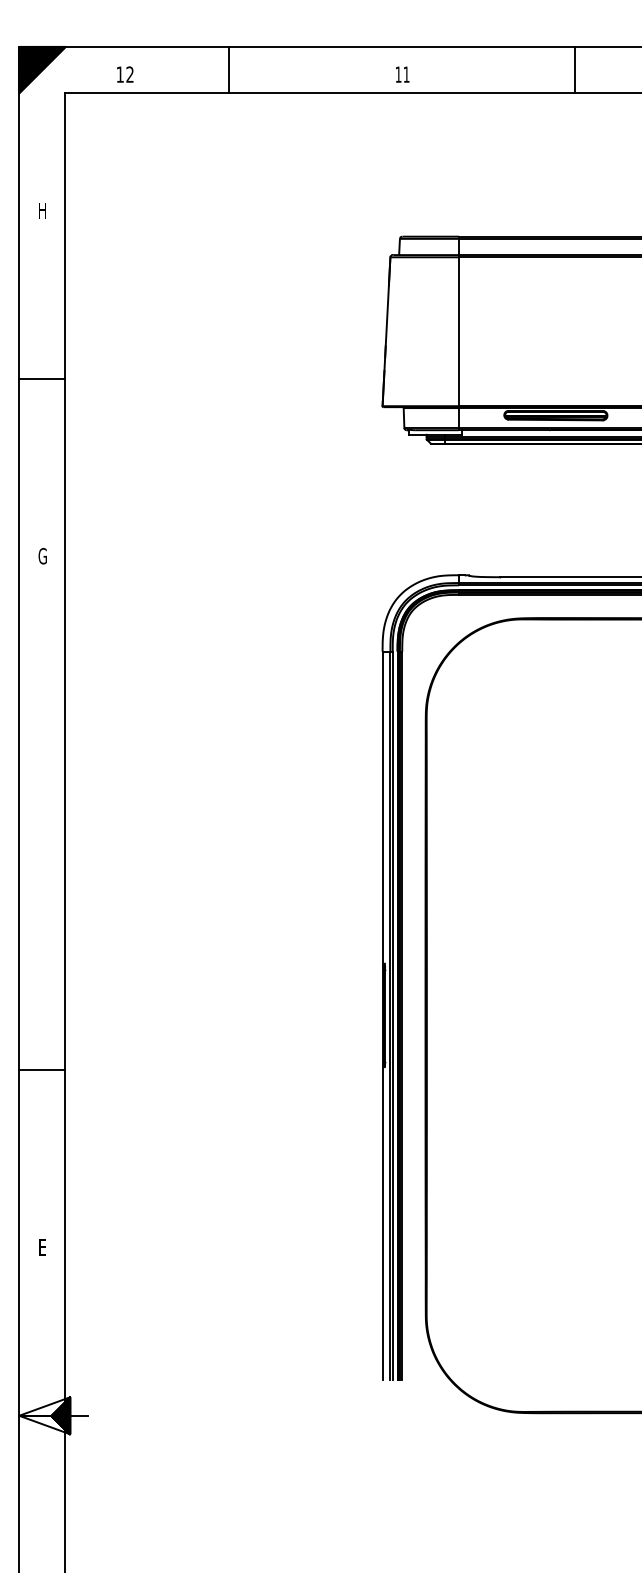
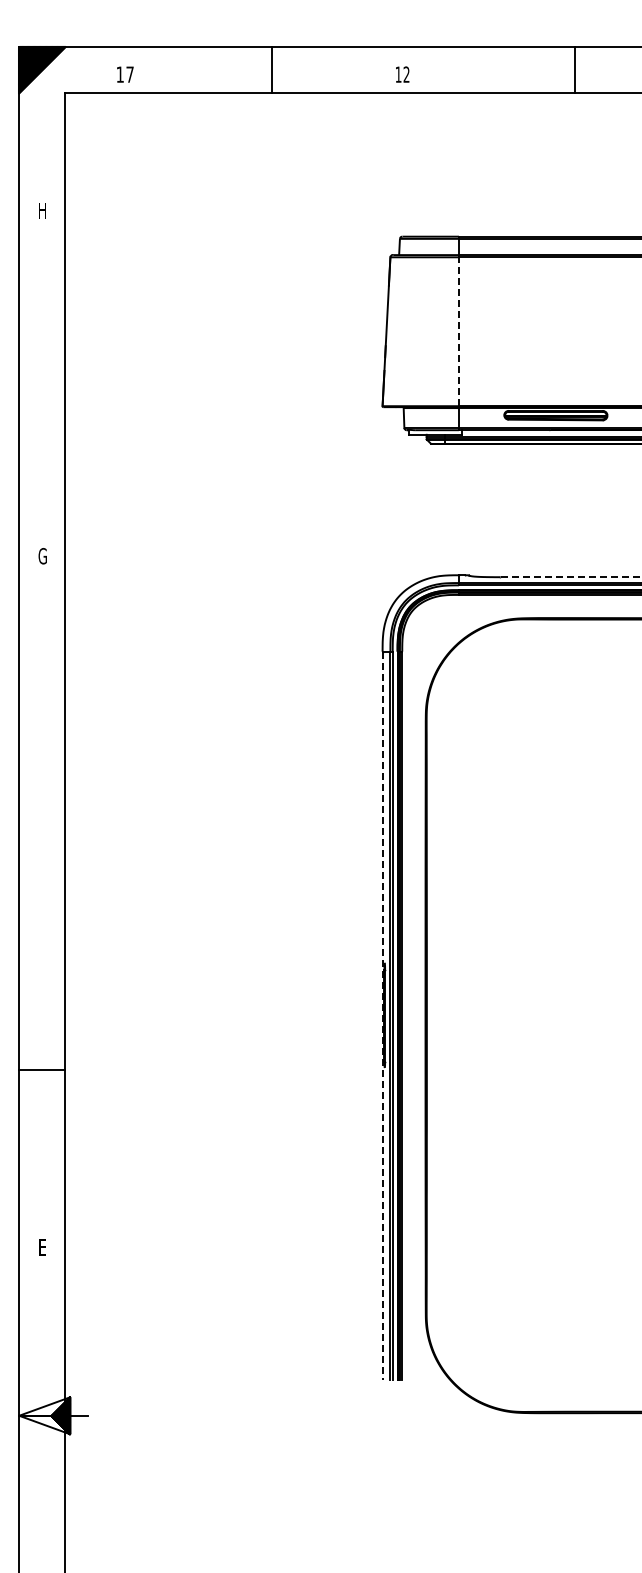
line position: (228, 70) -> (271, 70) (271, 70)
text: 12 -> 17 (129, 74)
text: 11 -> 12 (406, 74)
line: solid -> dashed (458, 331)
line: present -> none (42, 378)
line: solid -> dashed (570, 577)
line: solid -> dashed (382, 1015)
